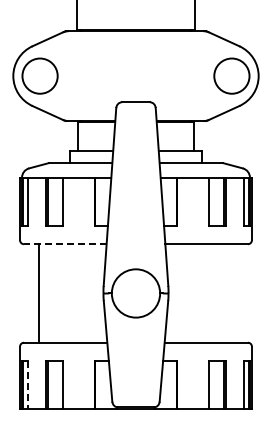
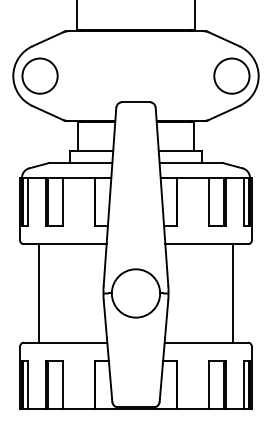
line: dashed -> solid (64, 244)
line: none -> present (232, 293)
line: dashed -> solid (27, 385)
